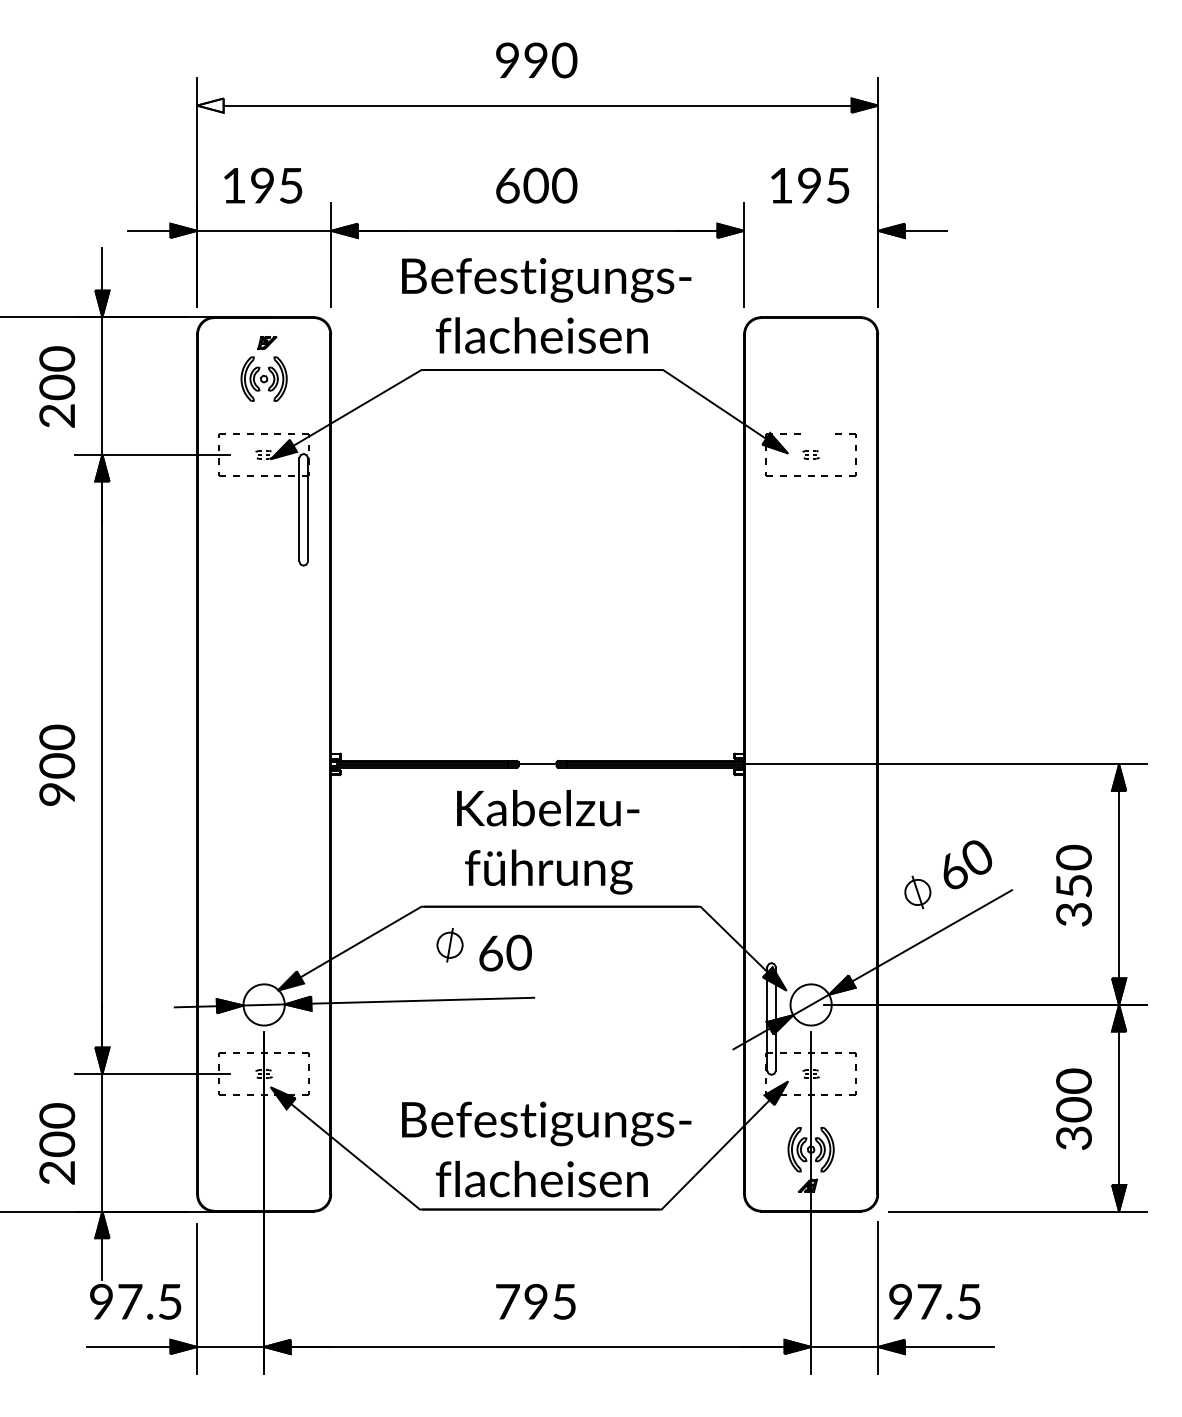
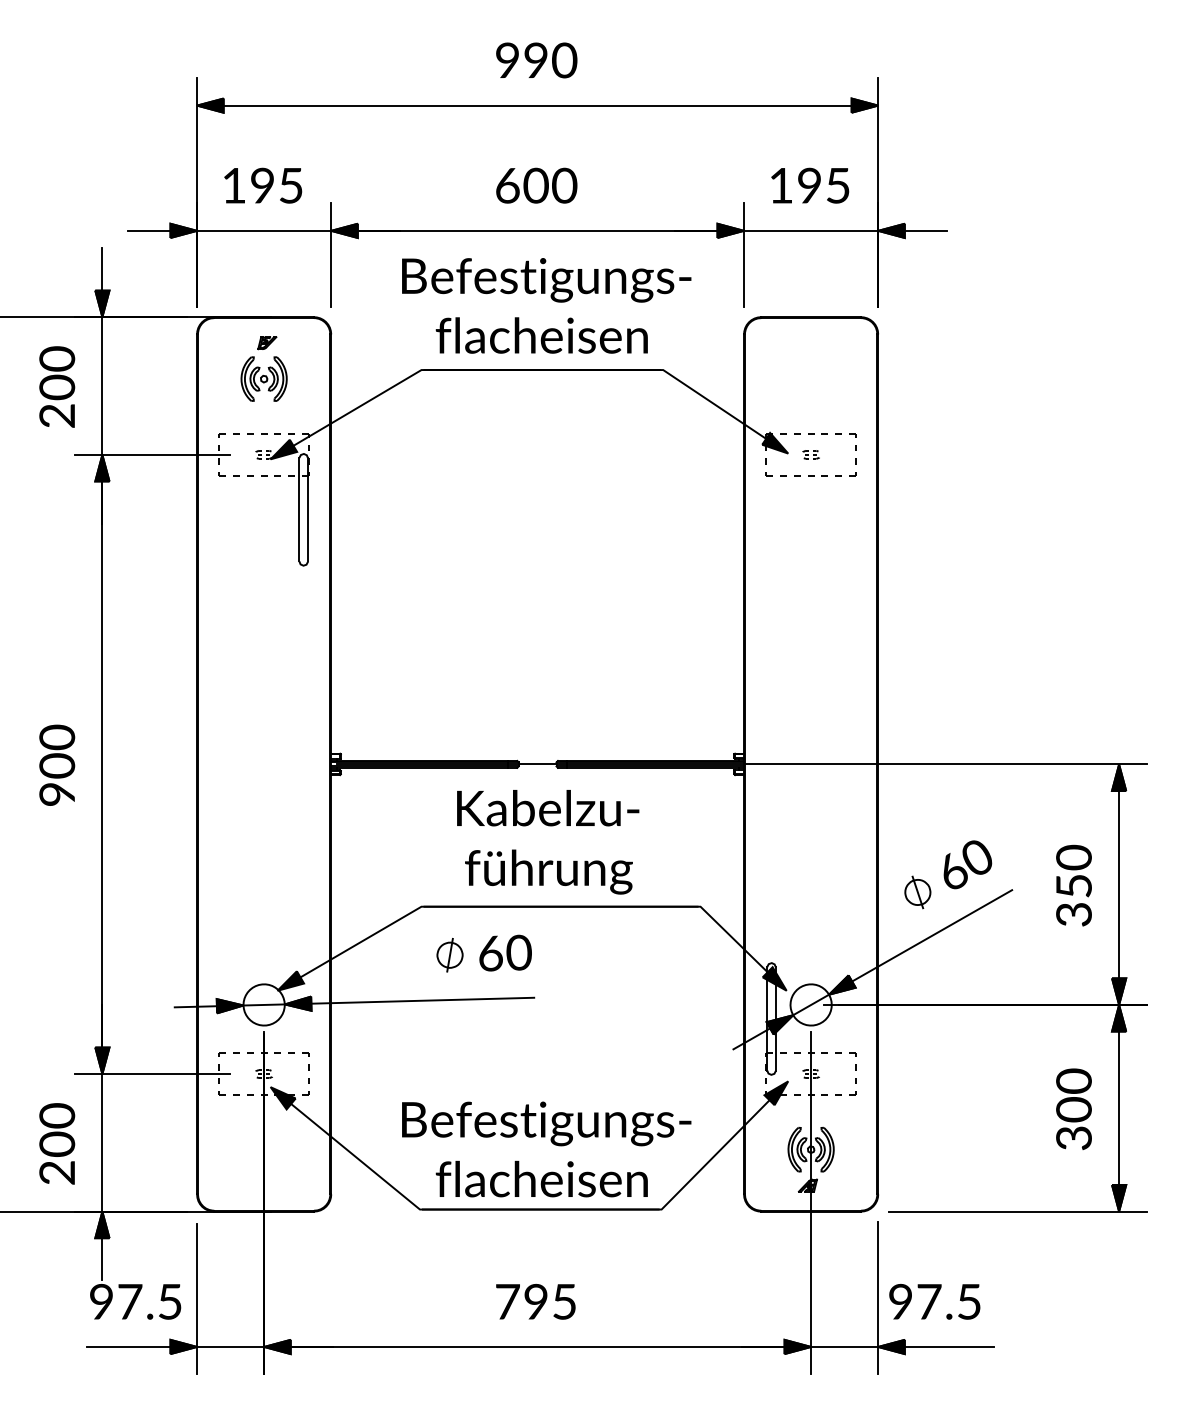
fill: none -> present (210, 105)
line: none -> present (811, 230)
line: none -> present (814, 433)
part position: (449, 945) -> (449, 955) (449, 955)
